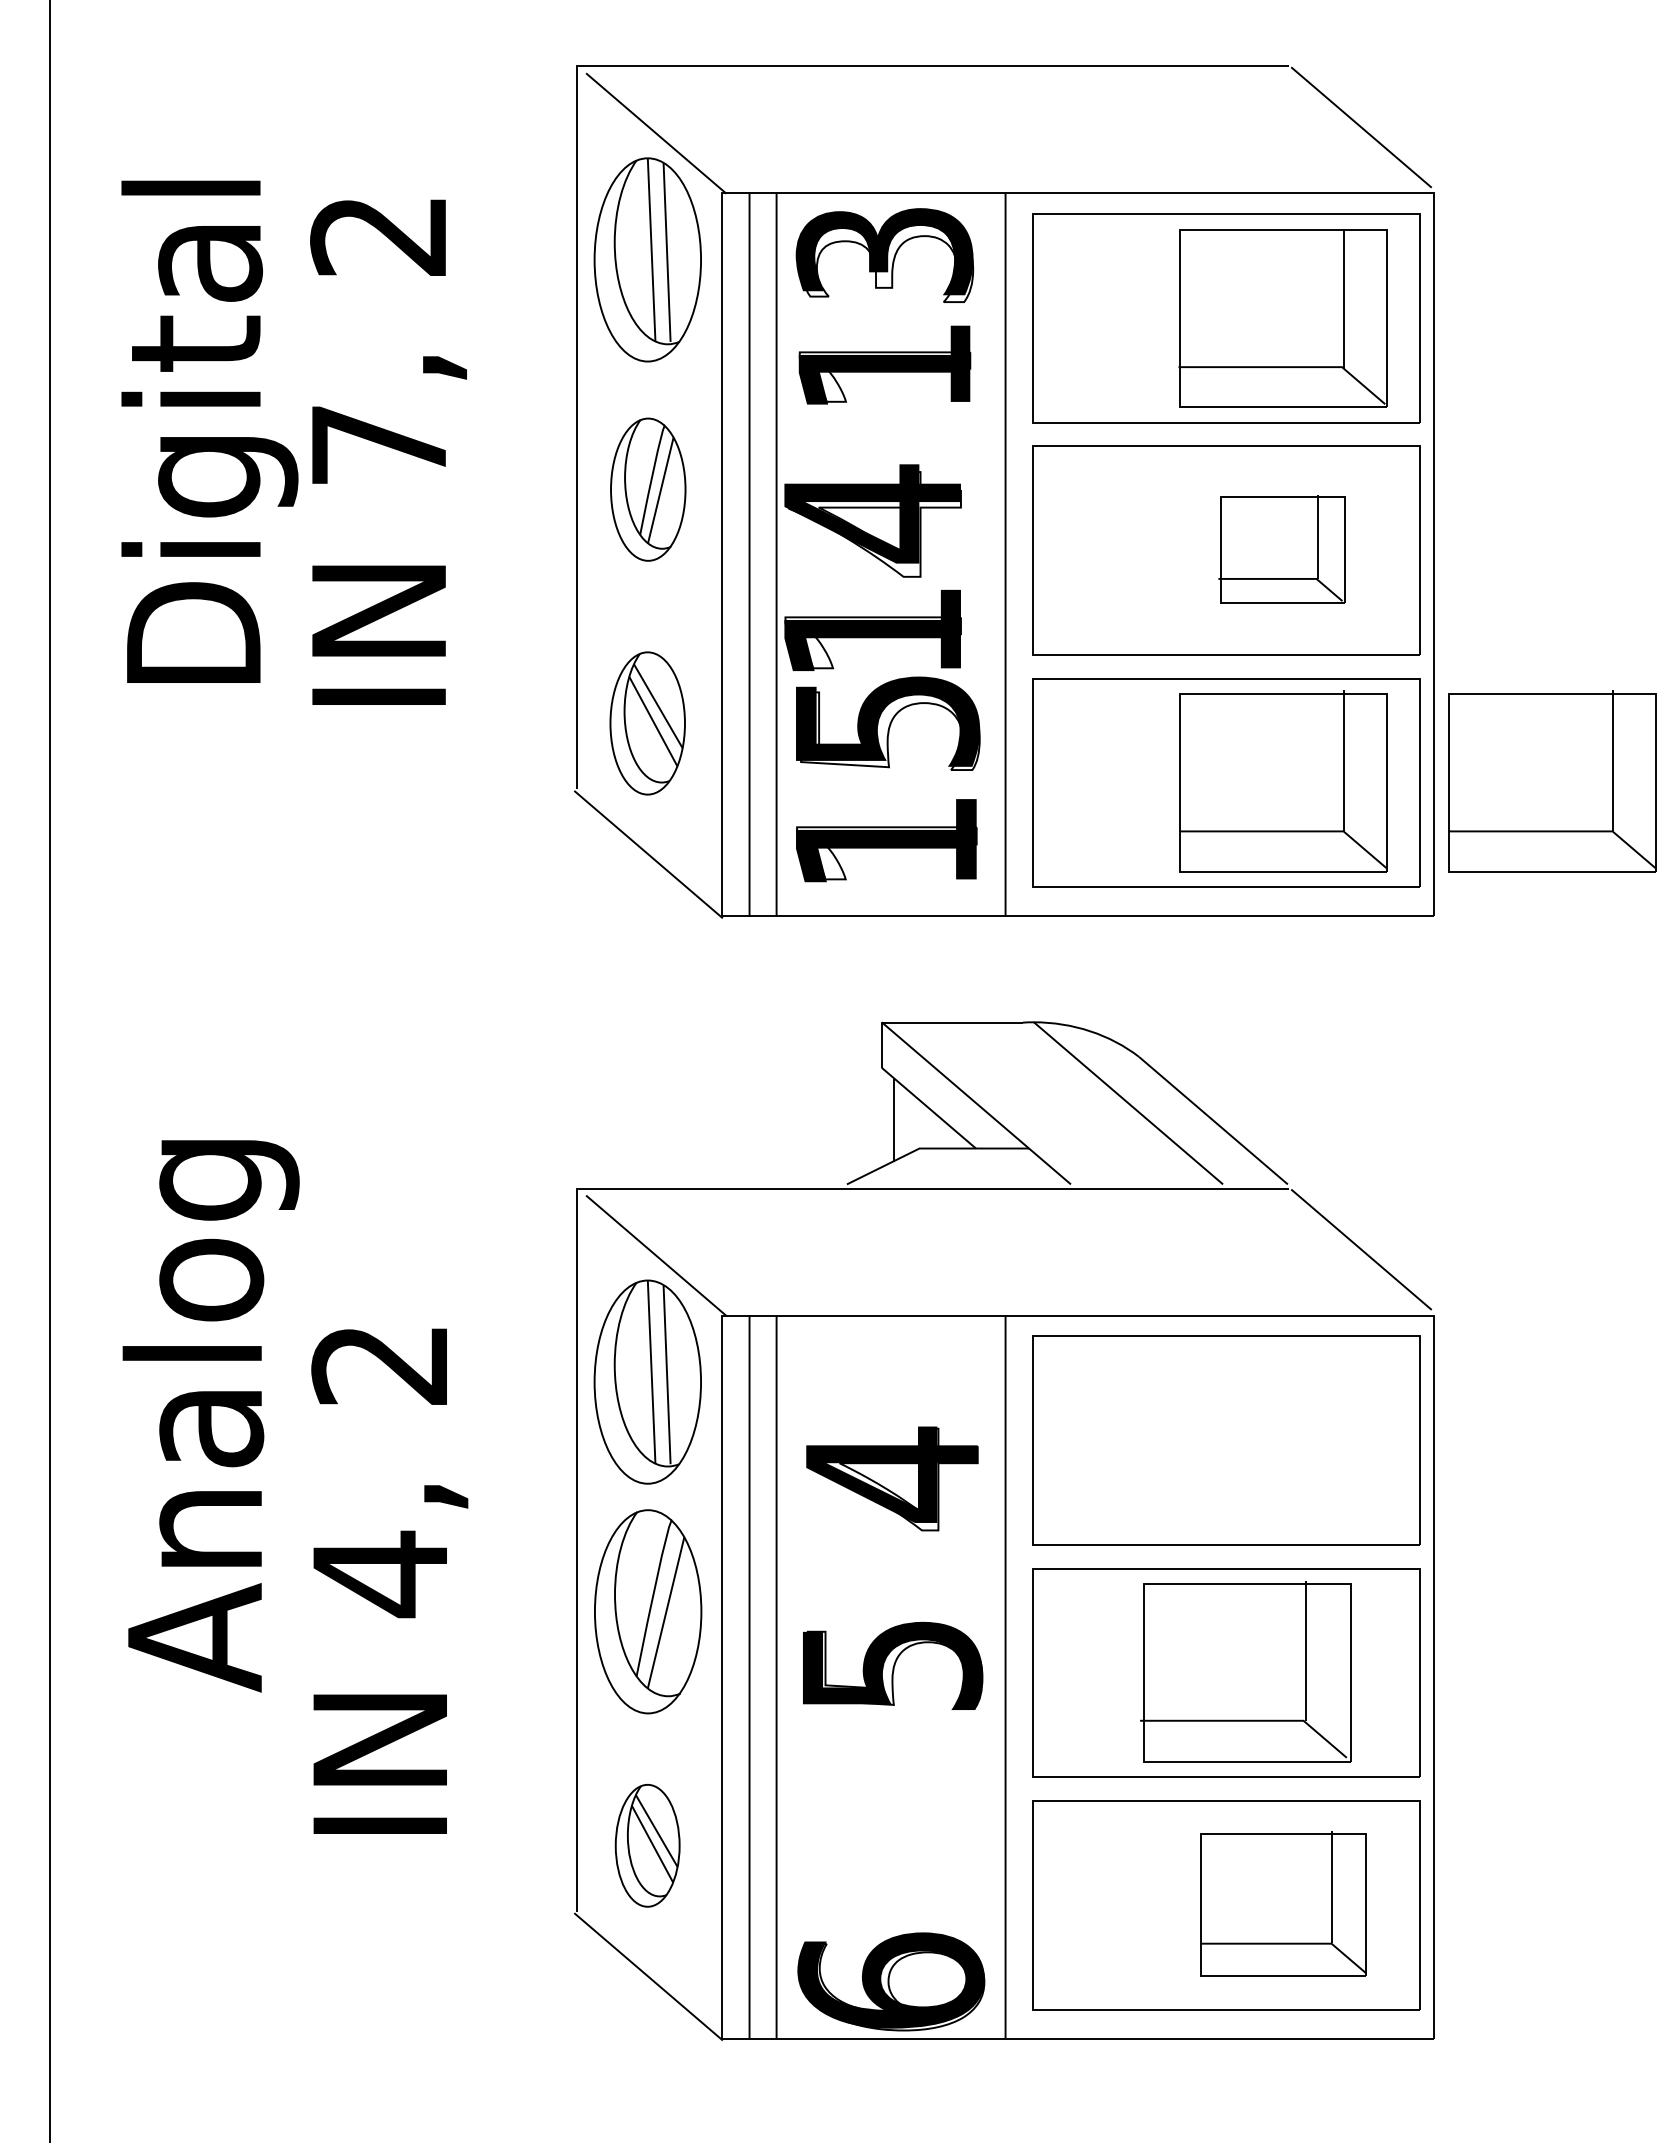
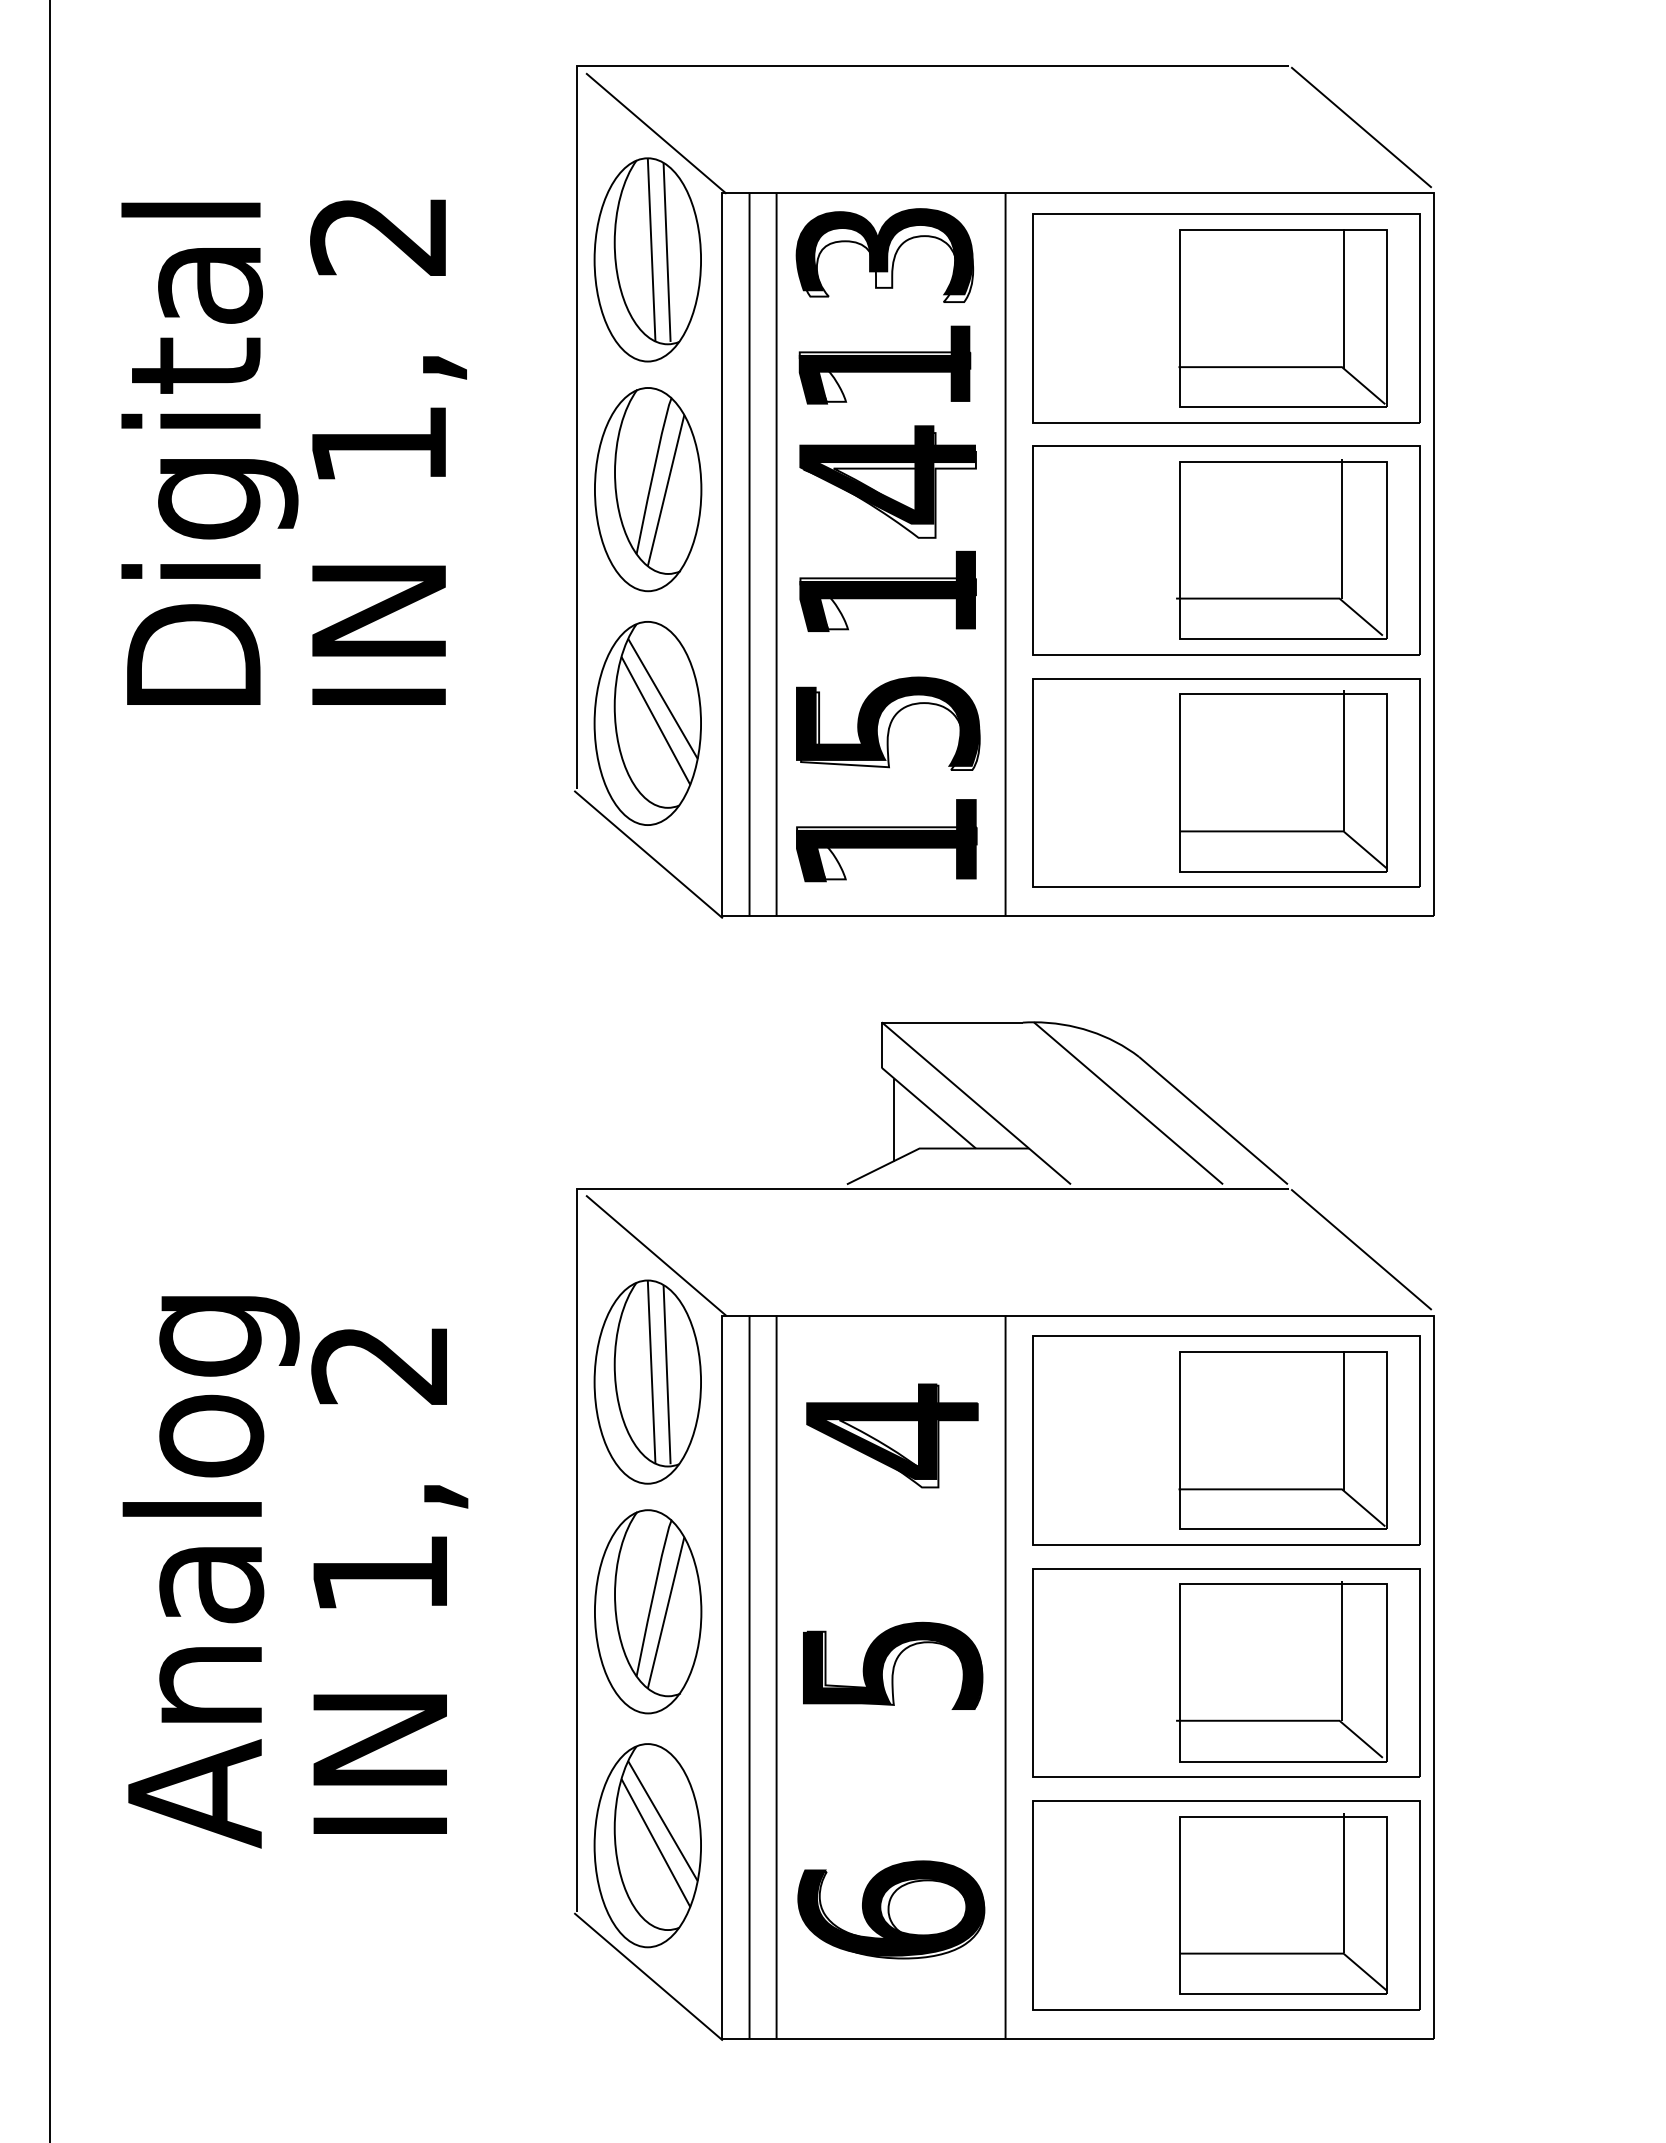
text position: (209, 431) -> (209, 453) (209, 453)
text: 7, -> 1, (378, 444)
part size: 77x145 px -> 109x206 px (648, 489)
part size: 128x109 px -> 212x181 px (1281, 549)
part position: (877, 559) -> (892, 520) (892, 520)
part size: 77x145 px -> 109x205 px (647, 723)
part: present -> none (1552, 781)
text position: (210, 1416) -> (210, 1572) (210, 1572)
part: none -> present (1282, 1440)
part position: (892, 1478) -> (892, 1435) (892, 1435)
text: 4, -> 1, (379, 1574)
part position: (1245, 1671) -> (1281, 1671) (1281, 1671)
part size: 67x124 px -> 109x206 px (647, 1845)
part size: 167x146 px -> 209x182 px (1283, 1903)
part position: (891, 1981) -> (891, 1909) (891, 1909)
